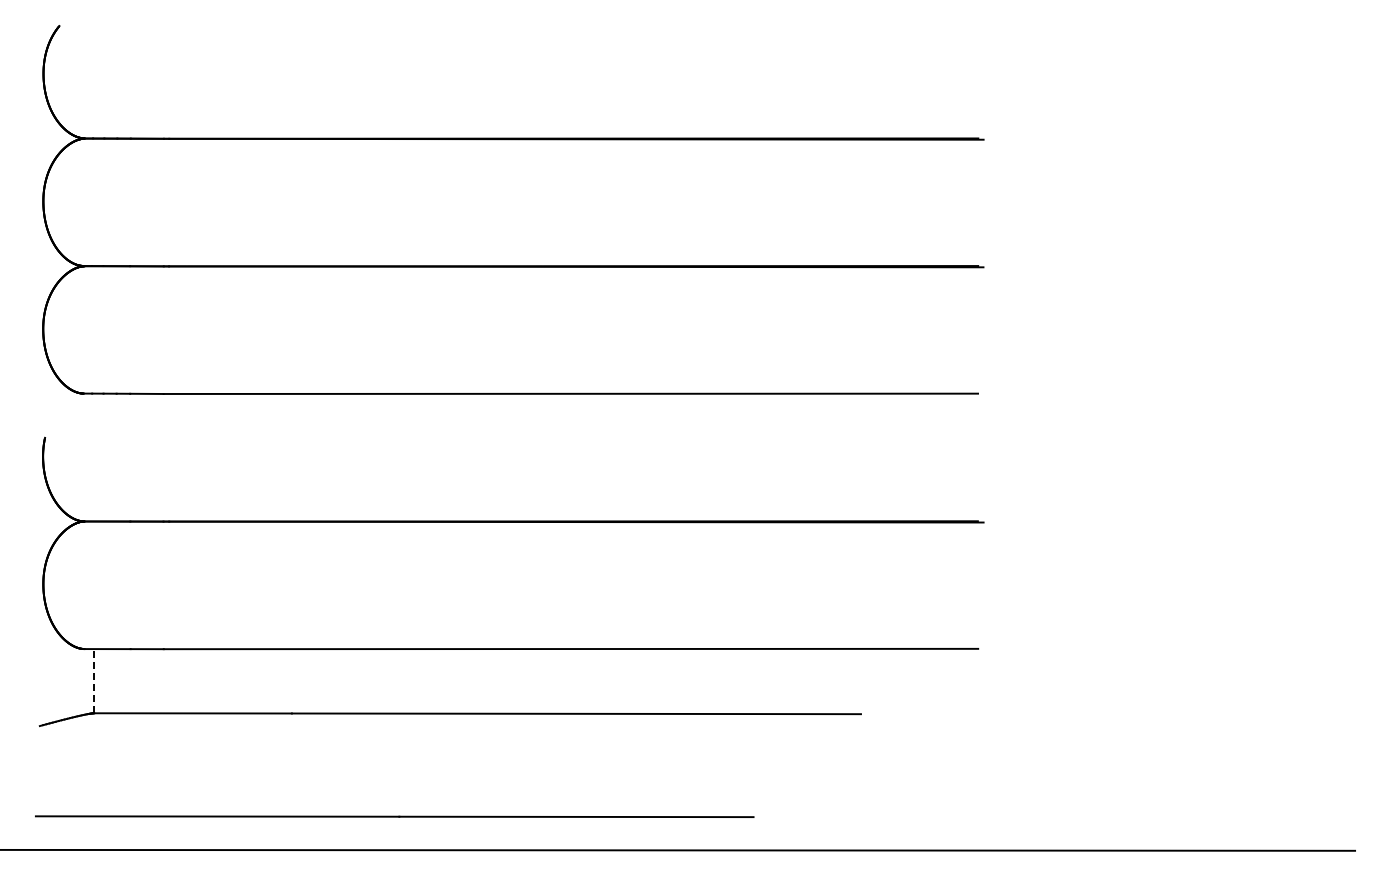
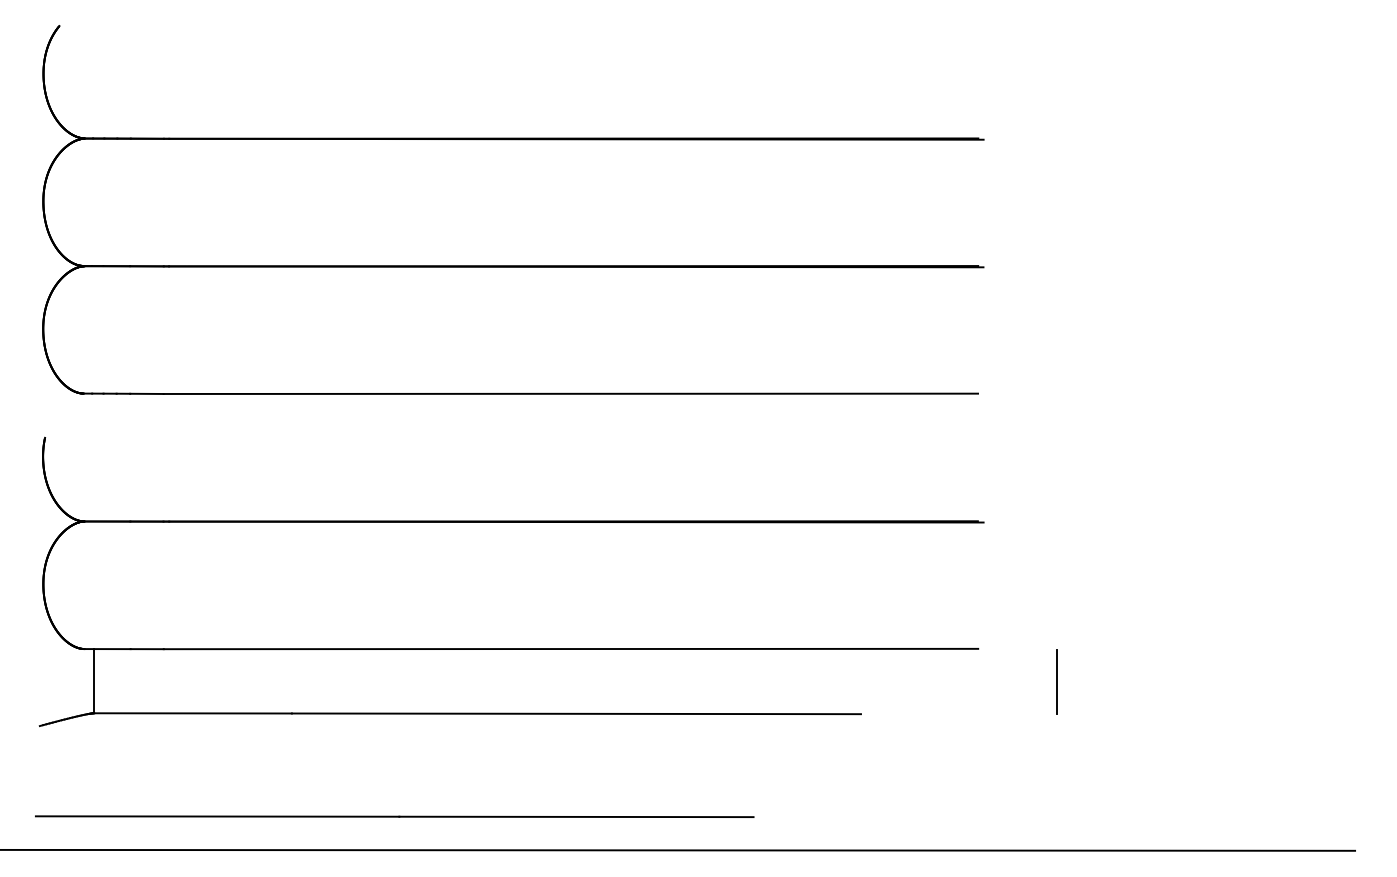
line: dashed -> solid (94, 680)
line: none -> present (1056, 681)
